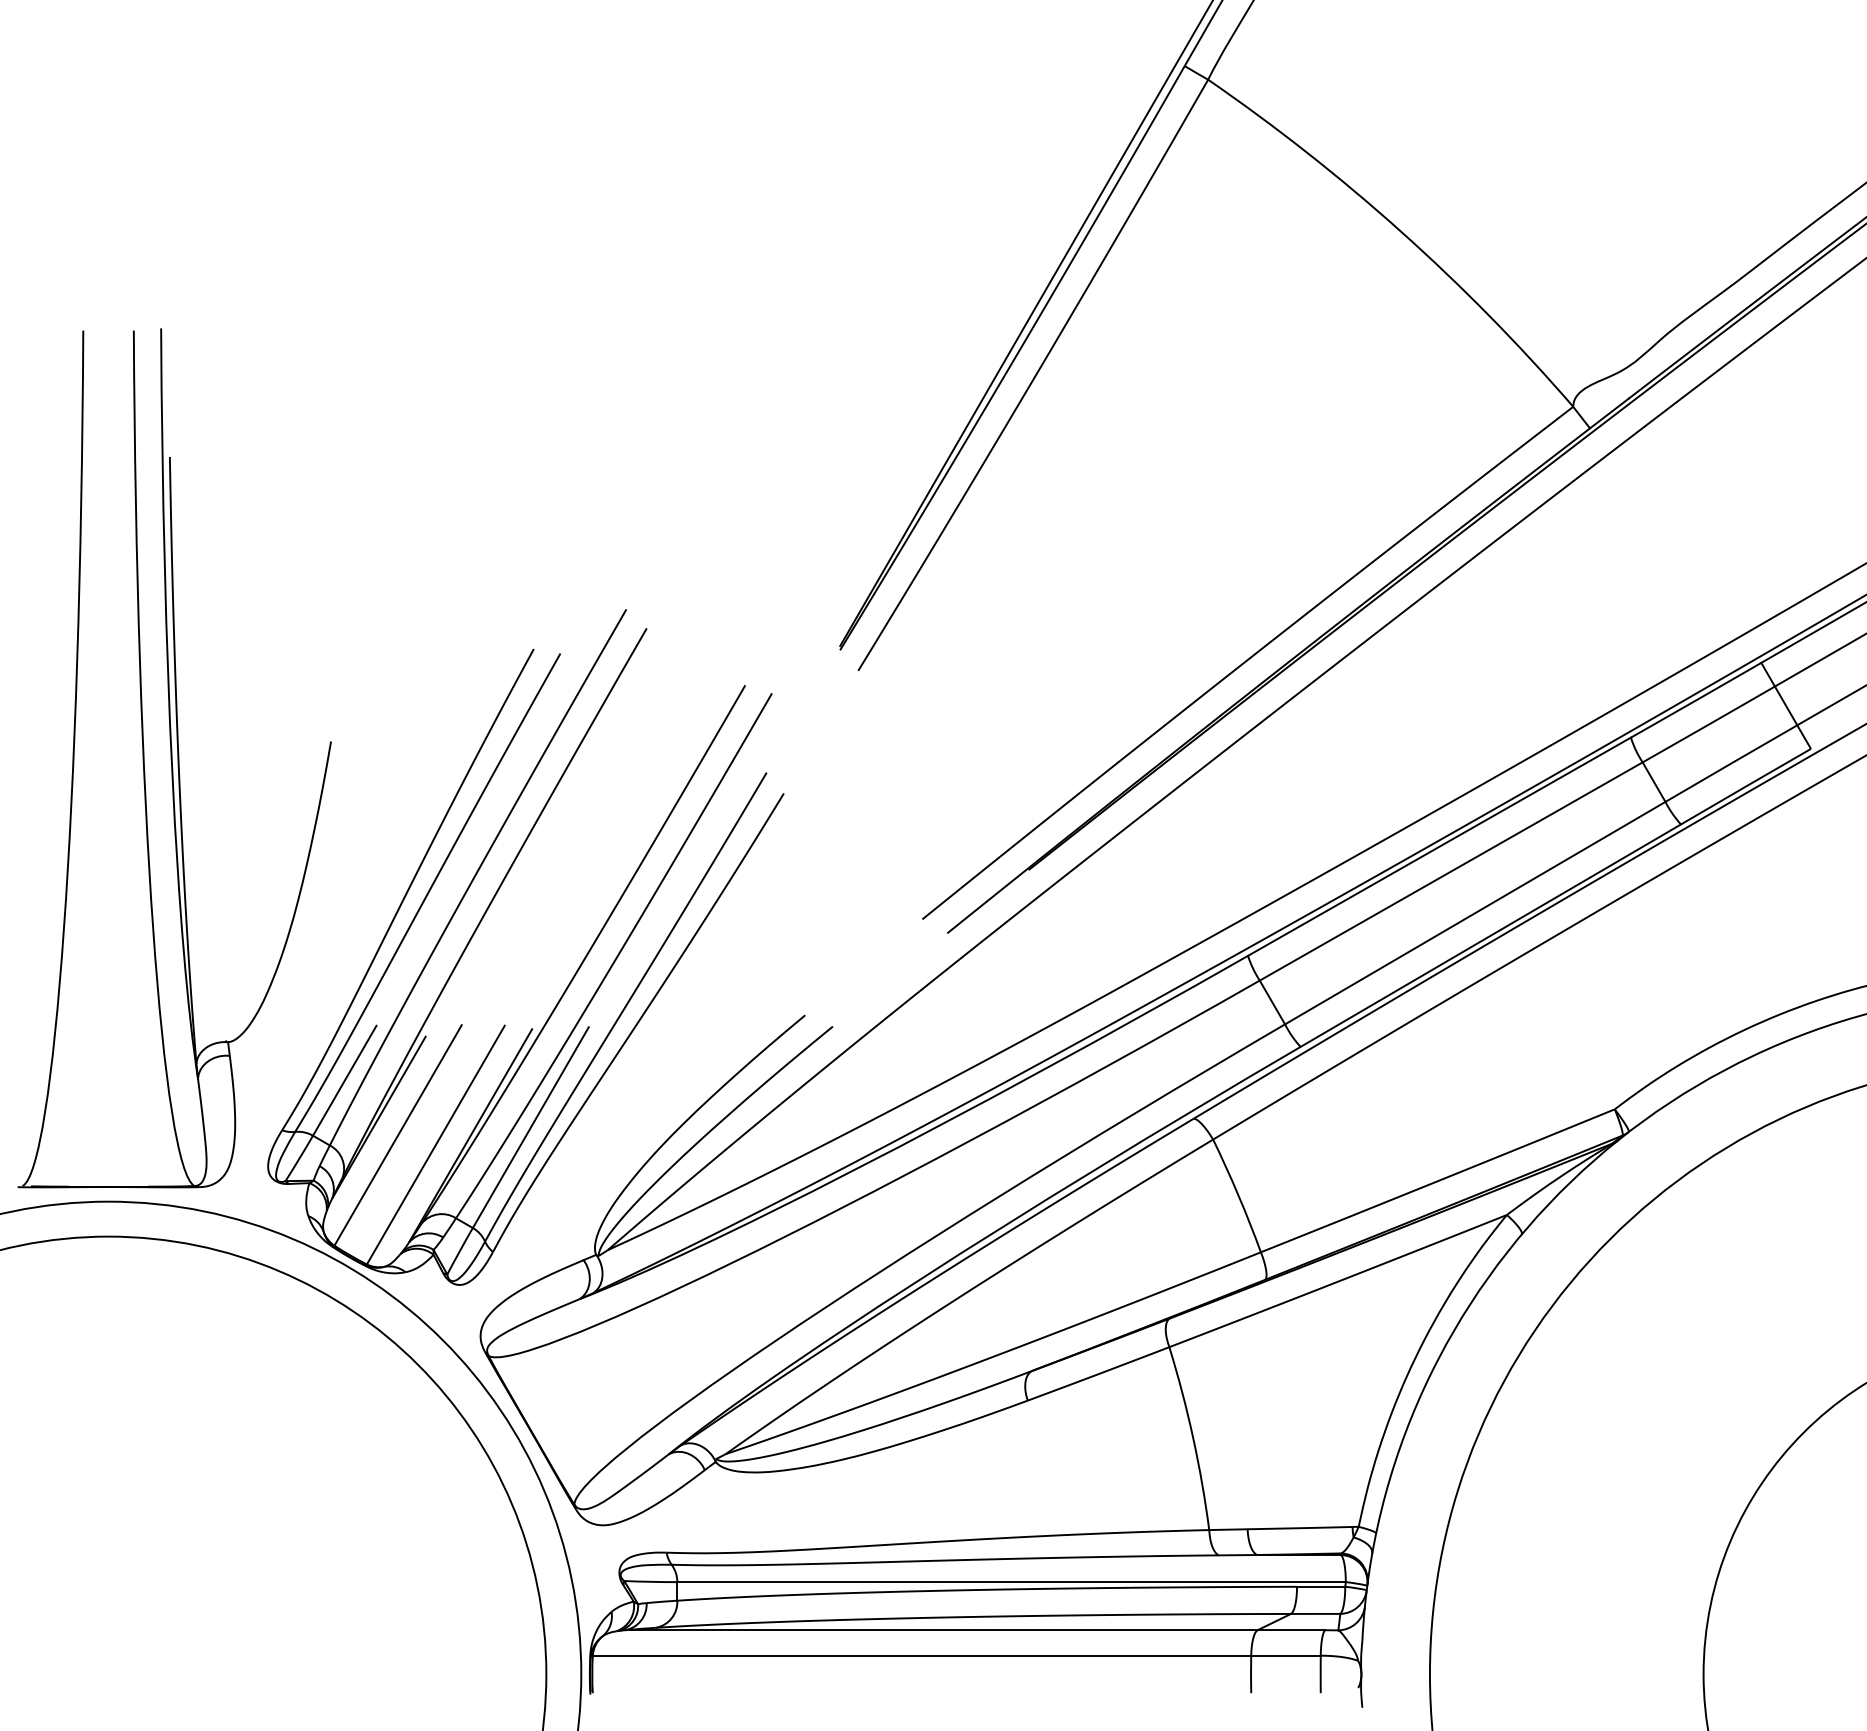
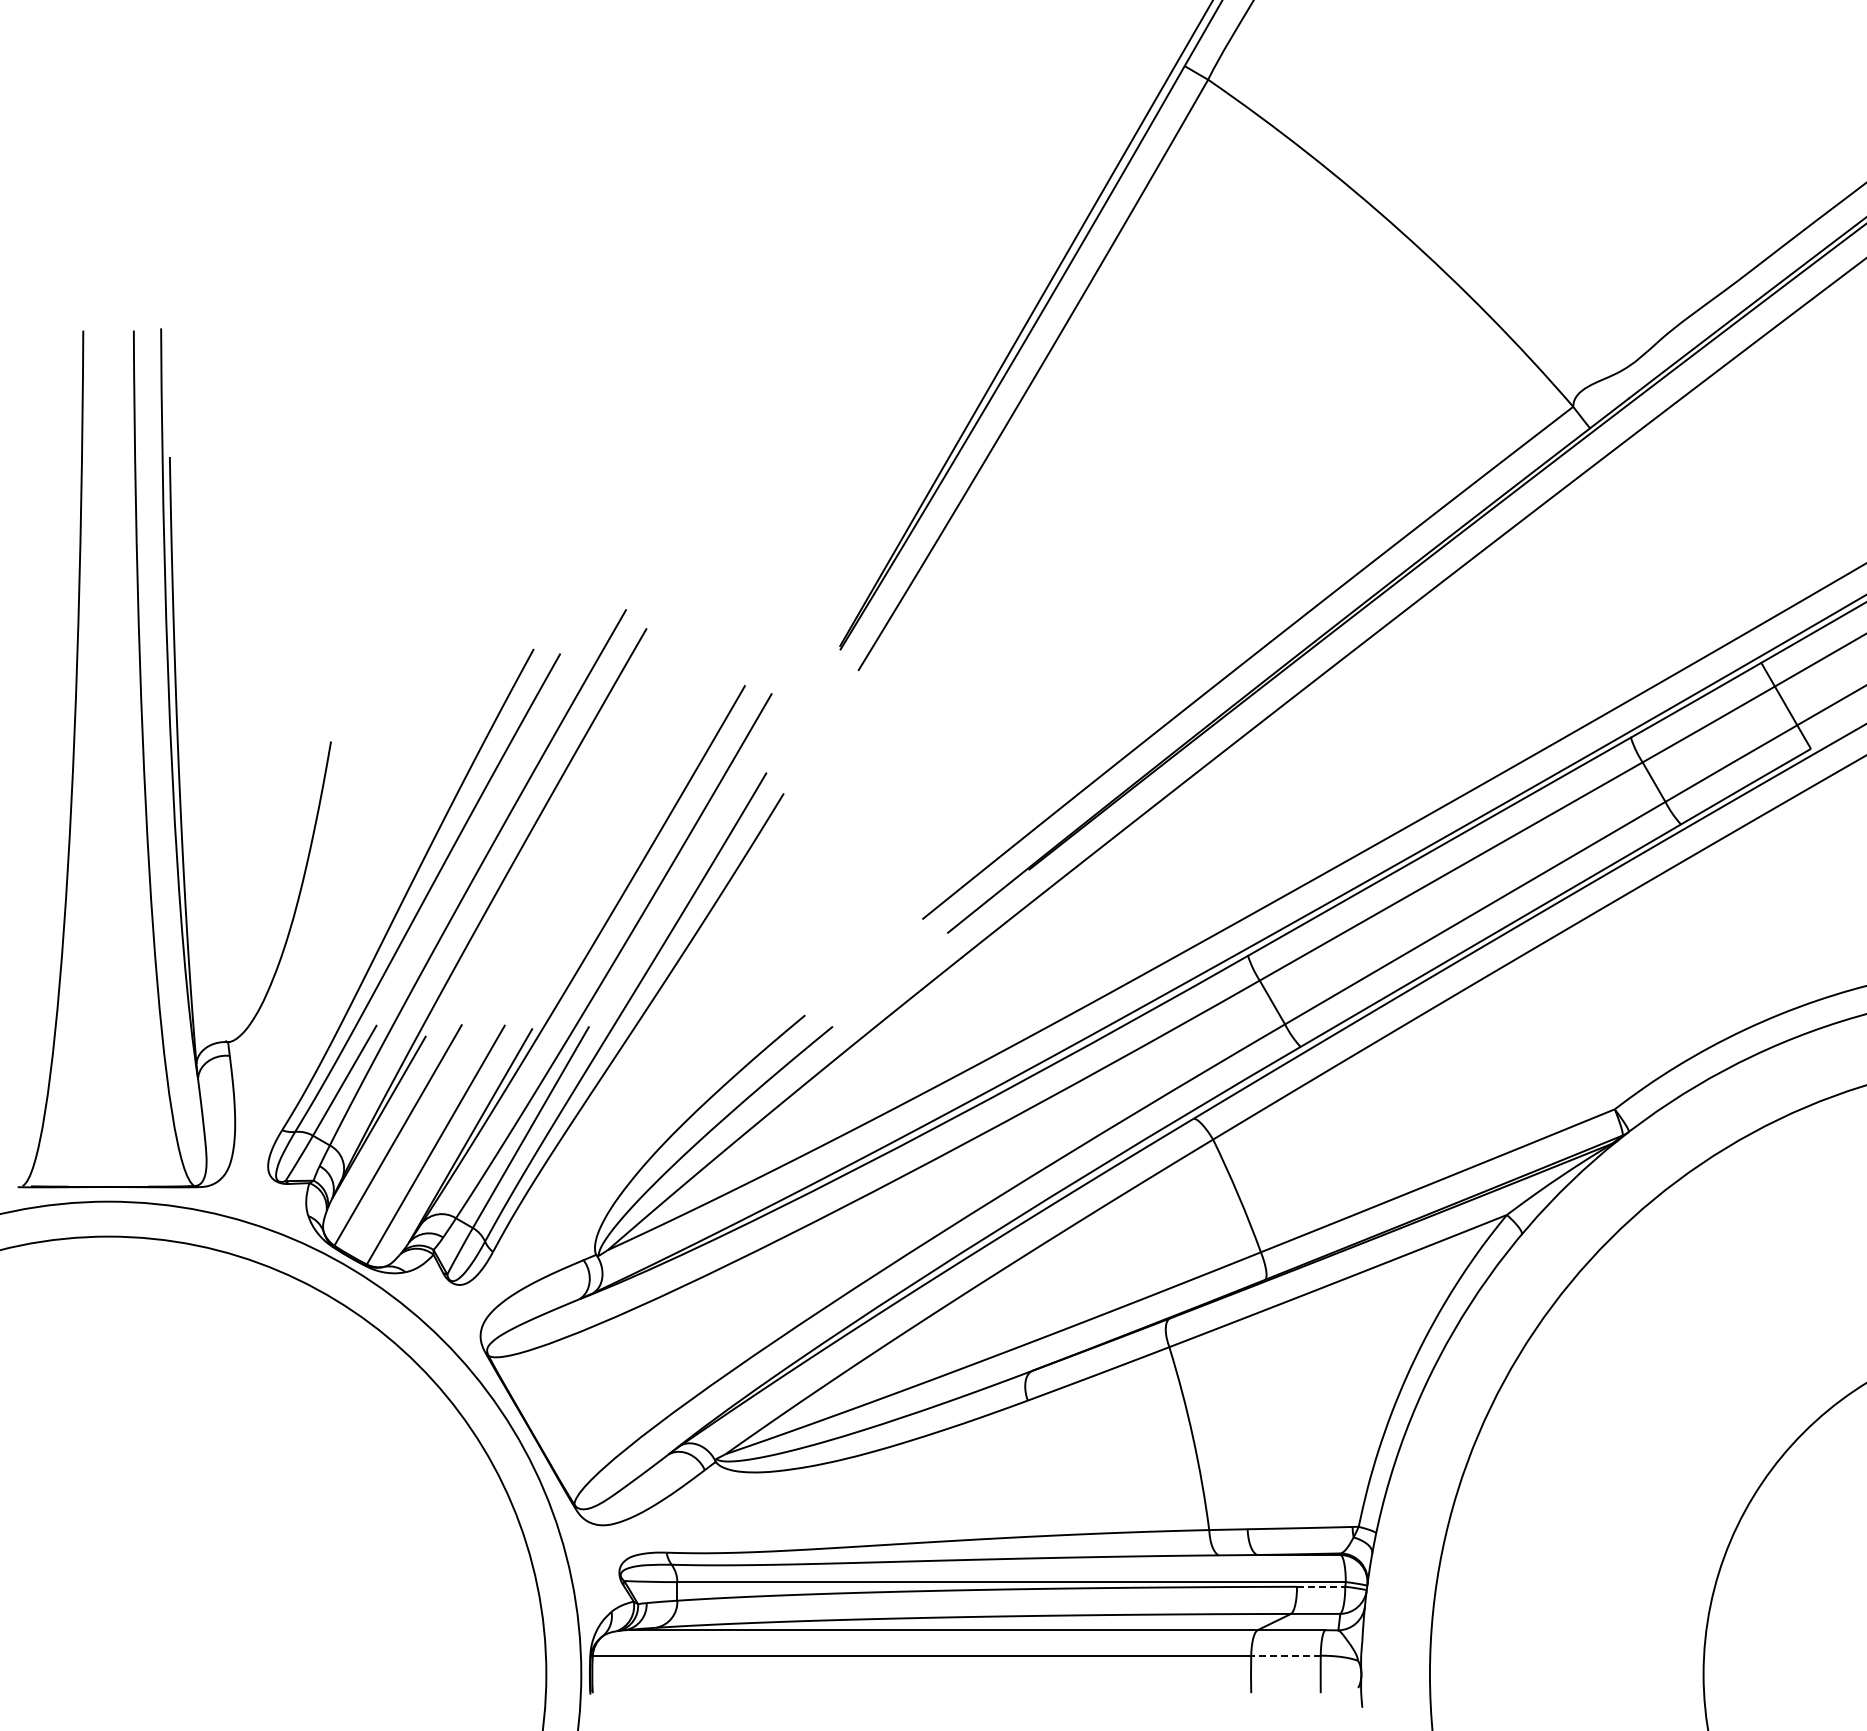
line: solid -> dashed (1321, 1586)
line: solid -> dashed (1285, 1655)
